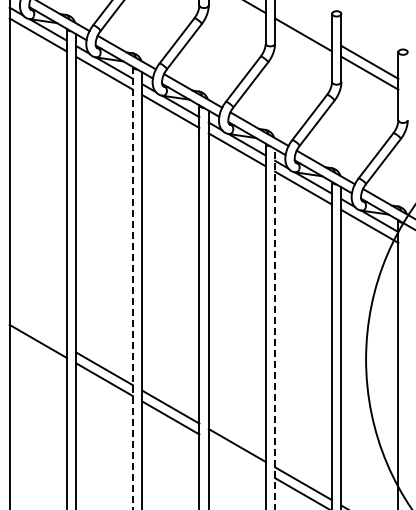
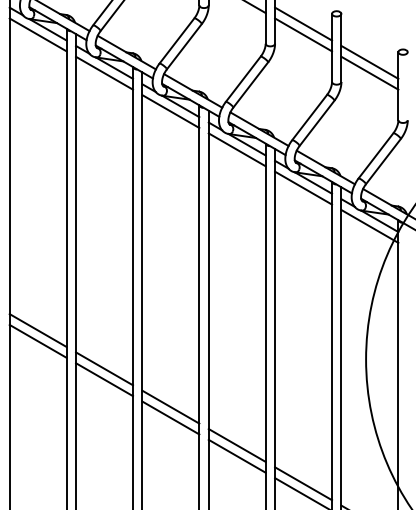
line: none -> present (303, 23)
line: dashed -> solid (133, 288)
line: dashed -> solid (275, 328)
line: none -> present (37, 330)
line: none -> present (236, 455)
